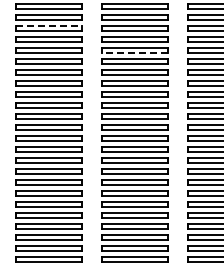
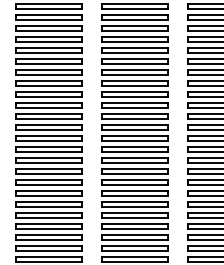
line: dashed -> solid (49, 25)
line: dashed -> solid (134, 52)
